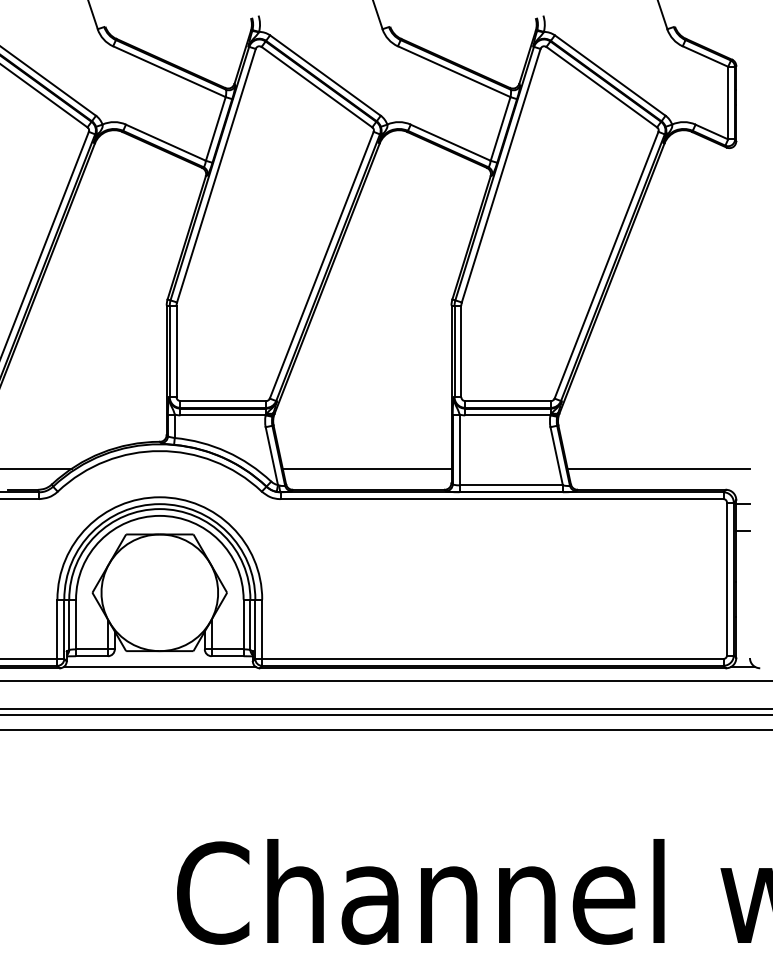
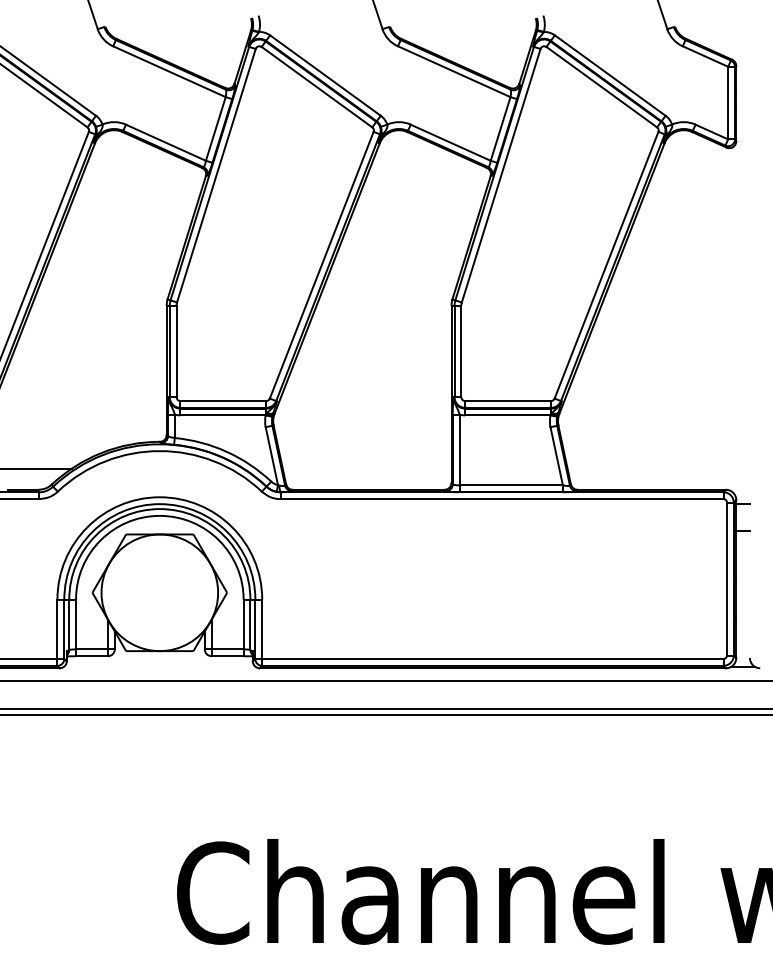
line: present -> none (366, 468)
line: present -> none (658, 468)
line: present -> none (159, 666)
line: present -> none (385, 730)
